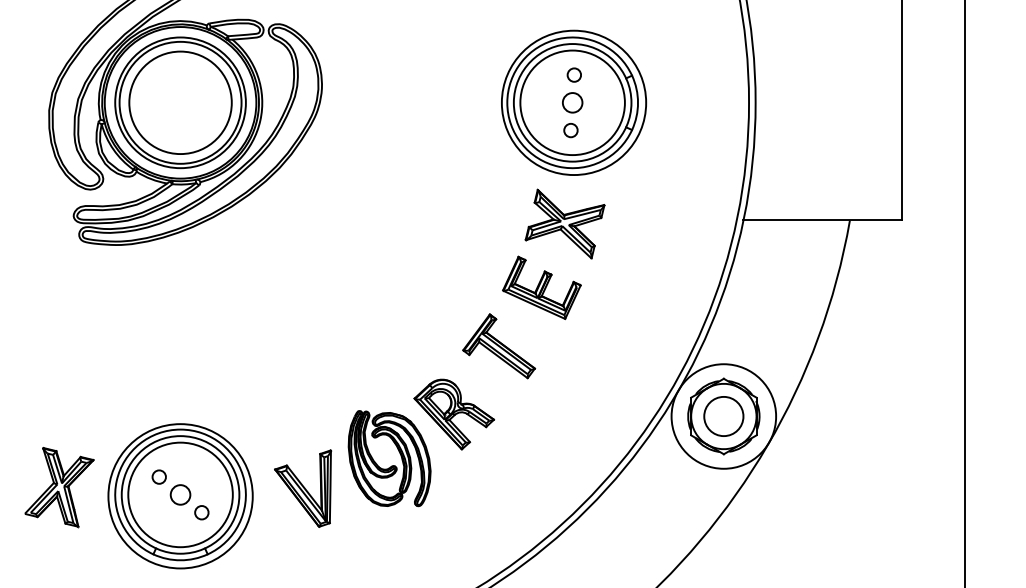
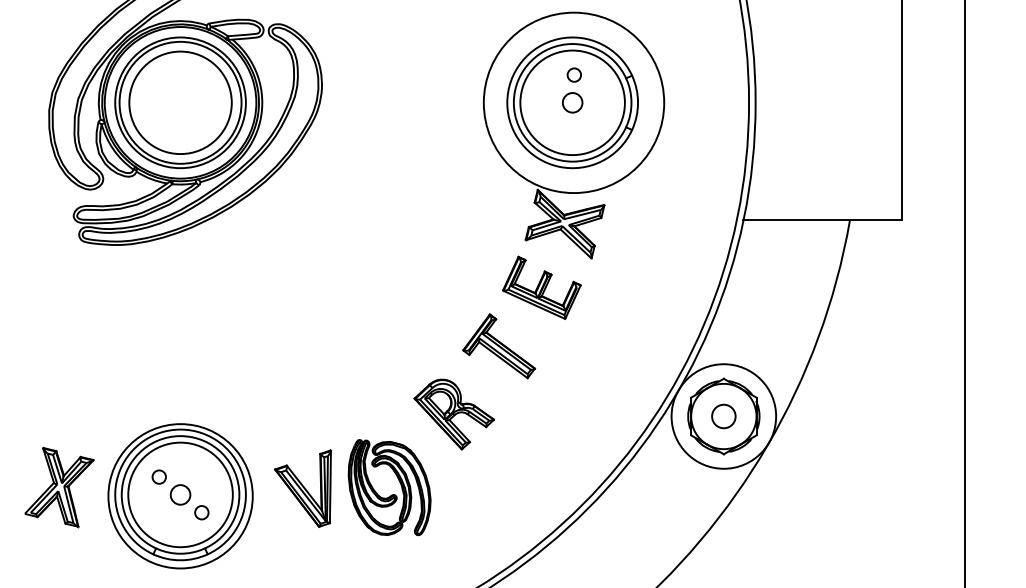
circle diameter: 144 px -> 180 px (573, 102)
circle: present -> none (570, 130)
circle diameter: 39 px -> 24 px (723, 416)
part position: (391, 465) -> (391, 494) (391, 494)
